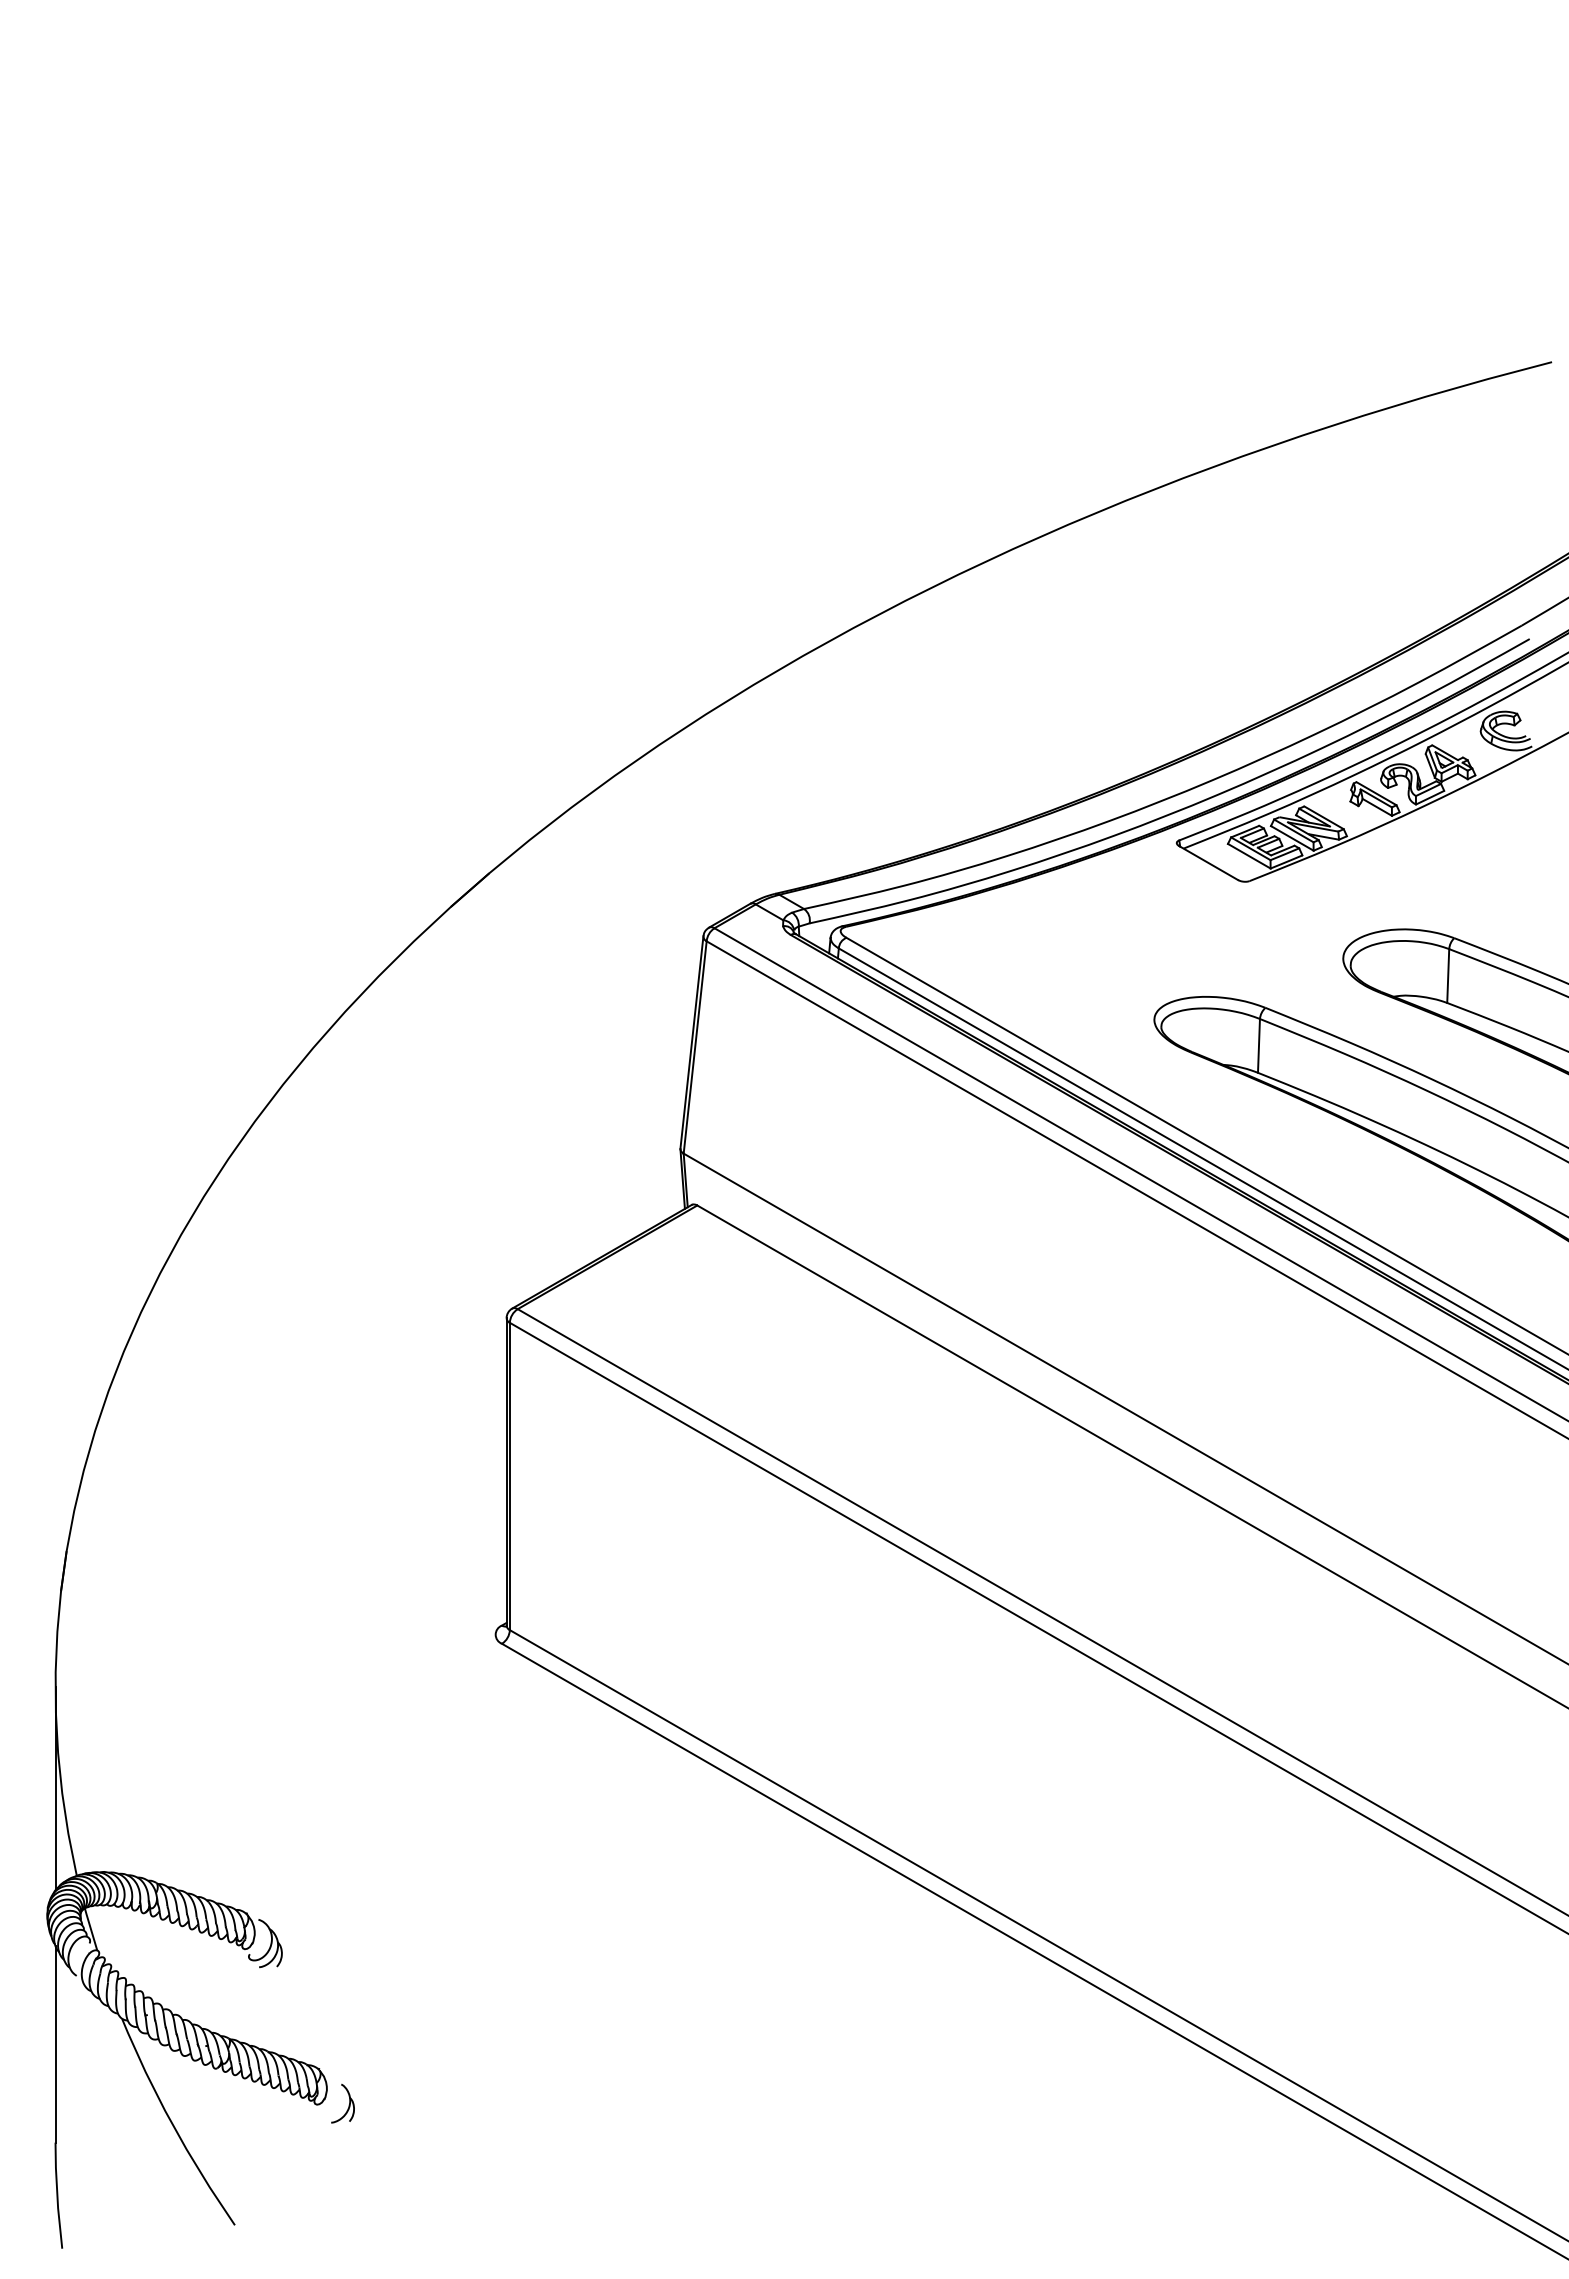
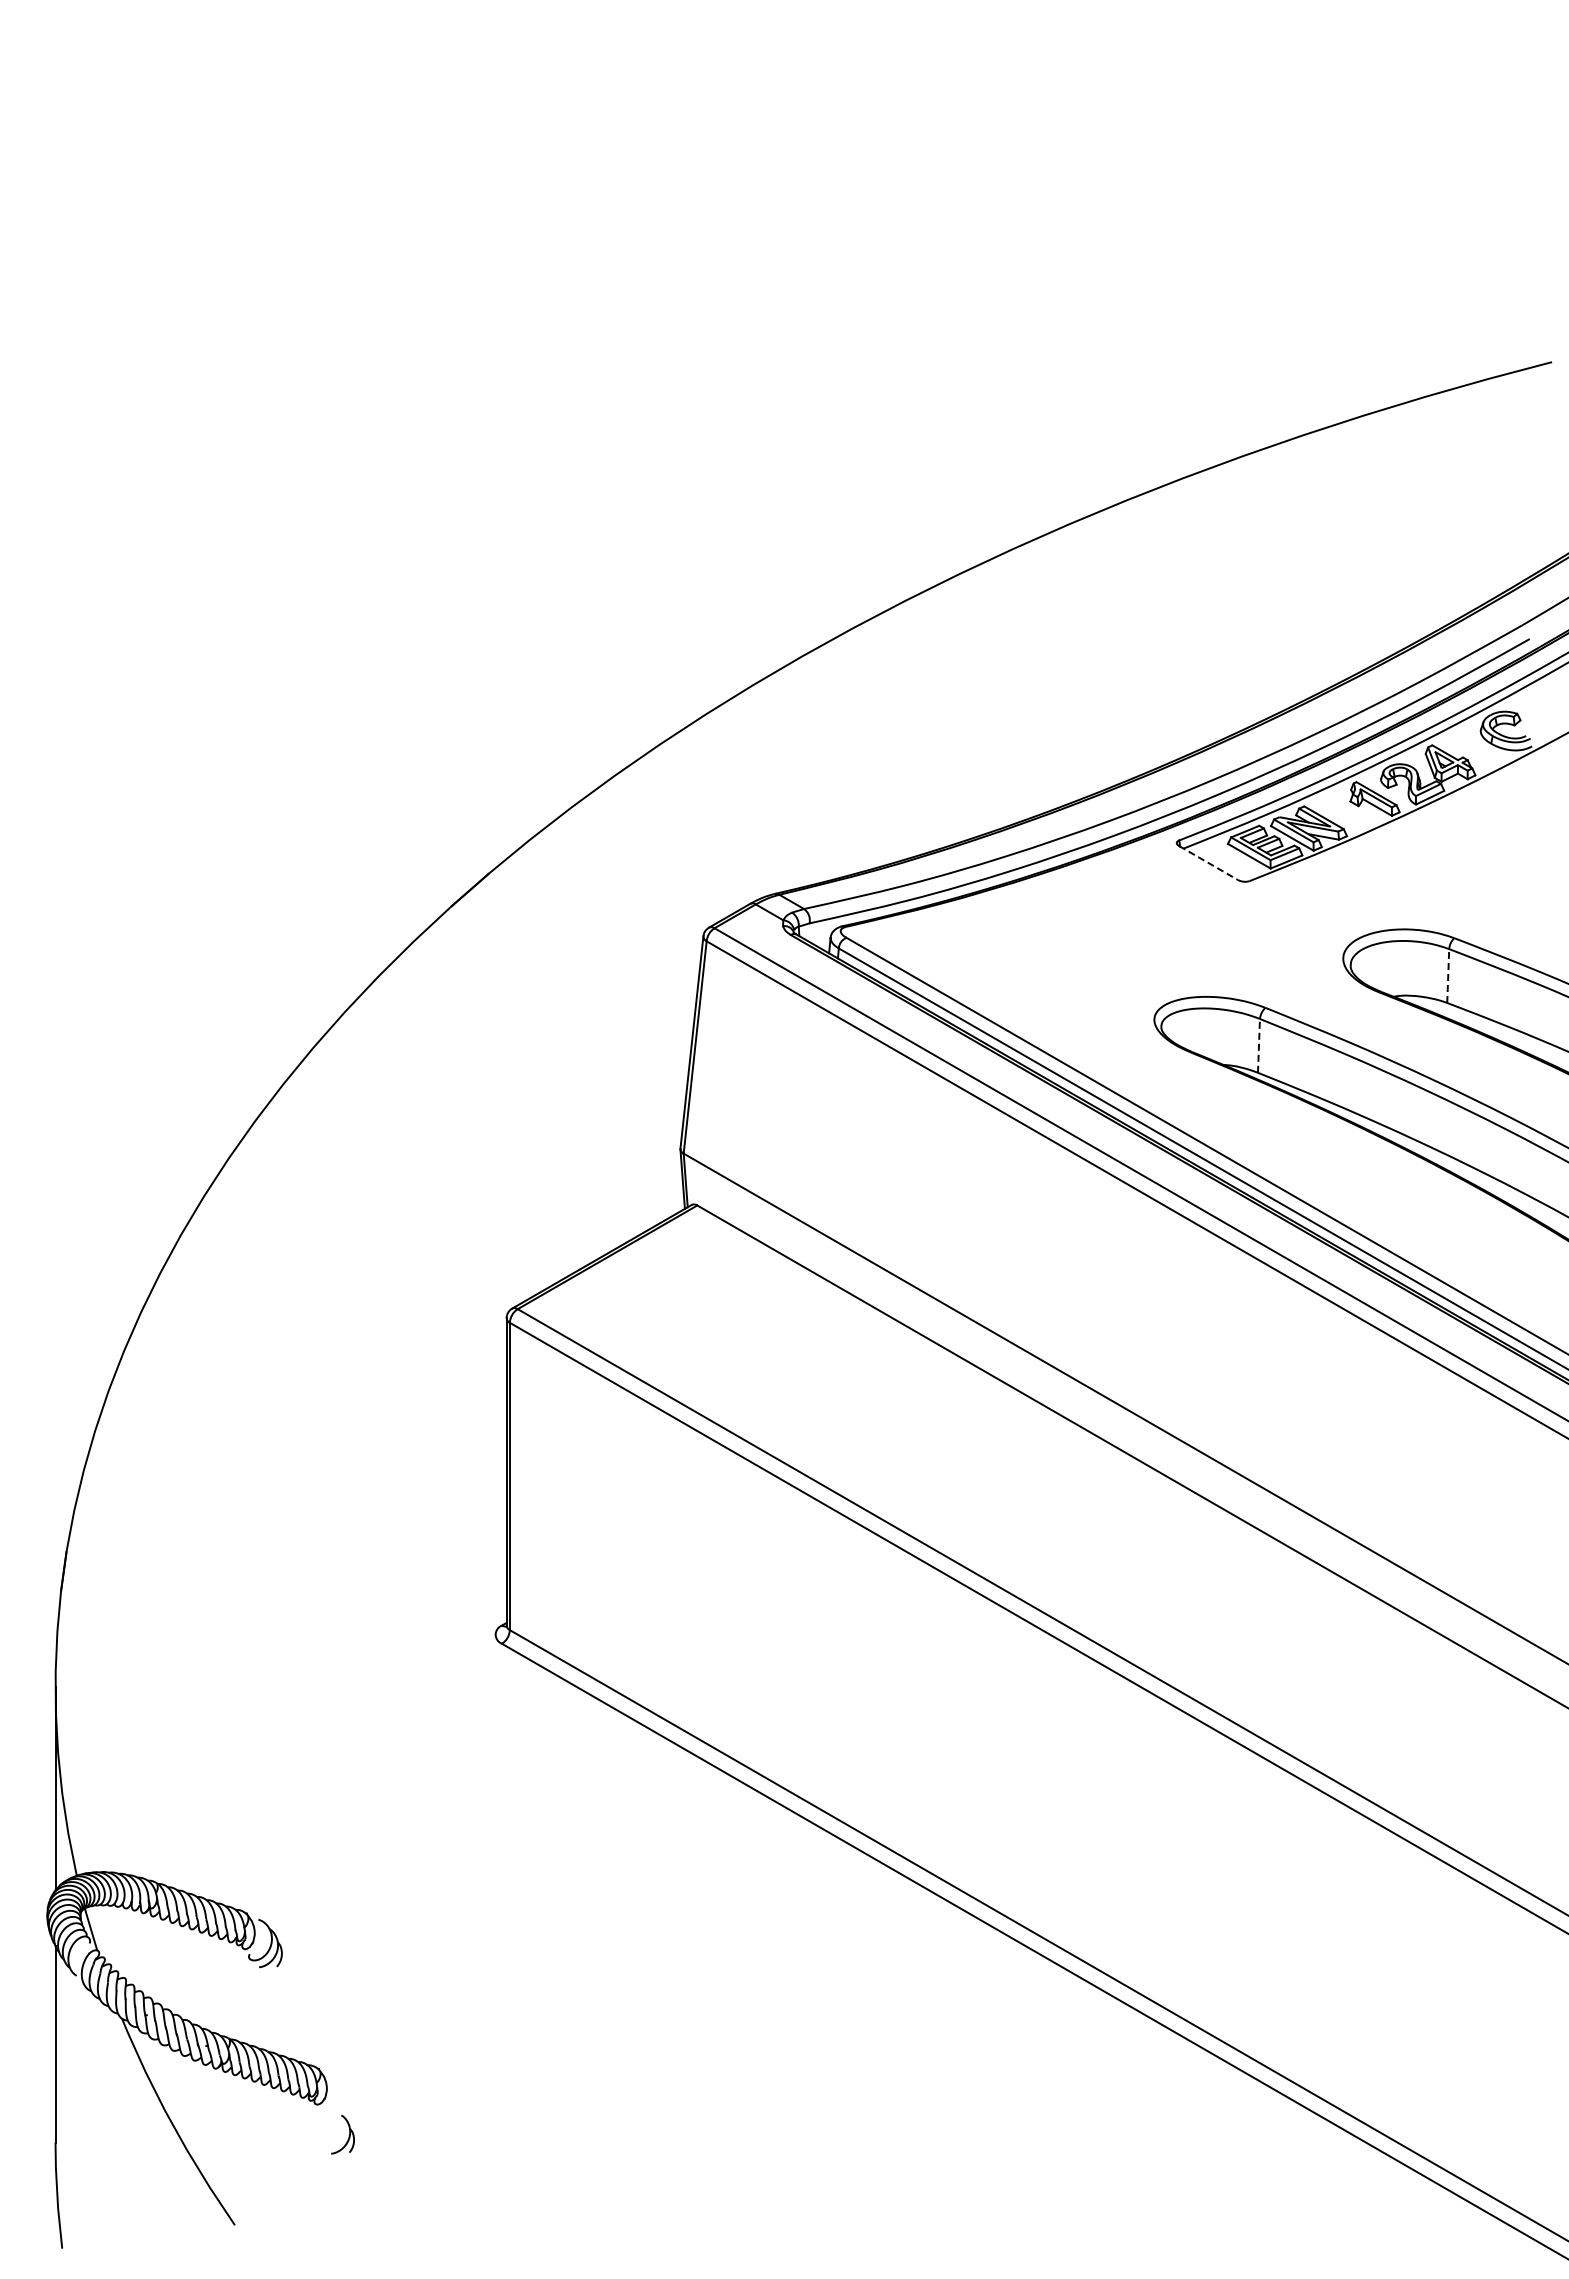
line: solid -> dashed (1208, 863)
line: solid -> dashed (1448, 976)
line: solid -> dashed (1258, 1045)
part position: (348, 2105) -> (348, 2136) (348, 2136)
